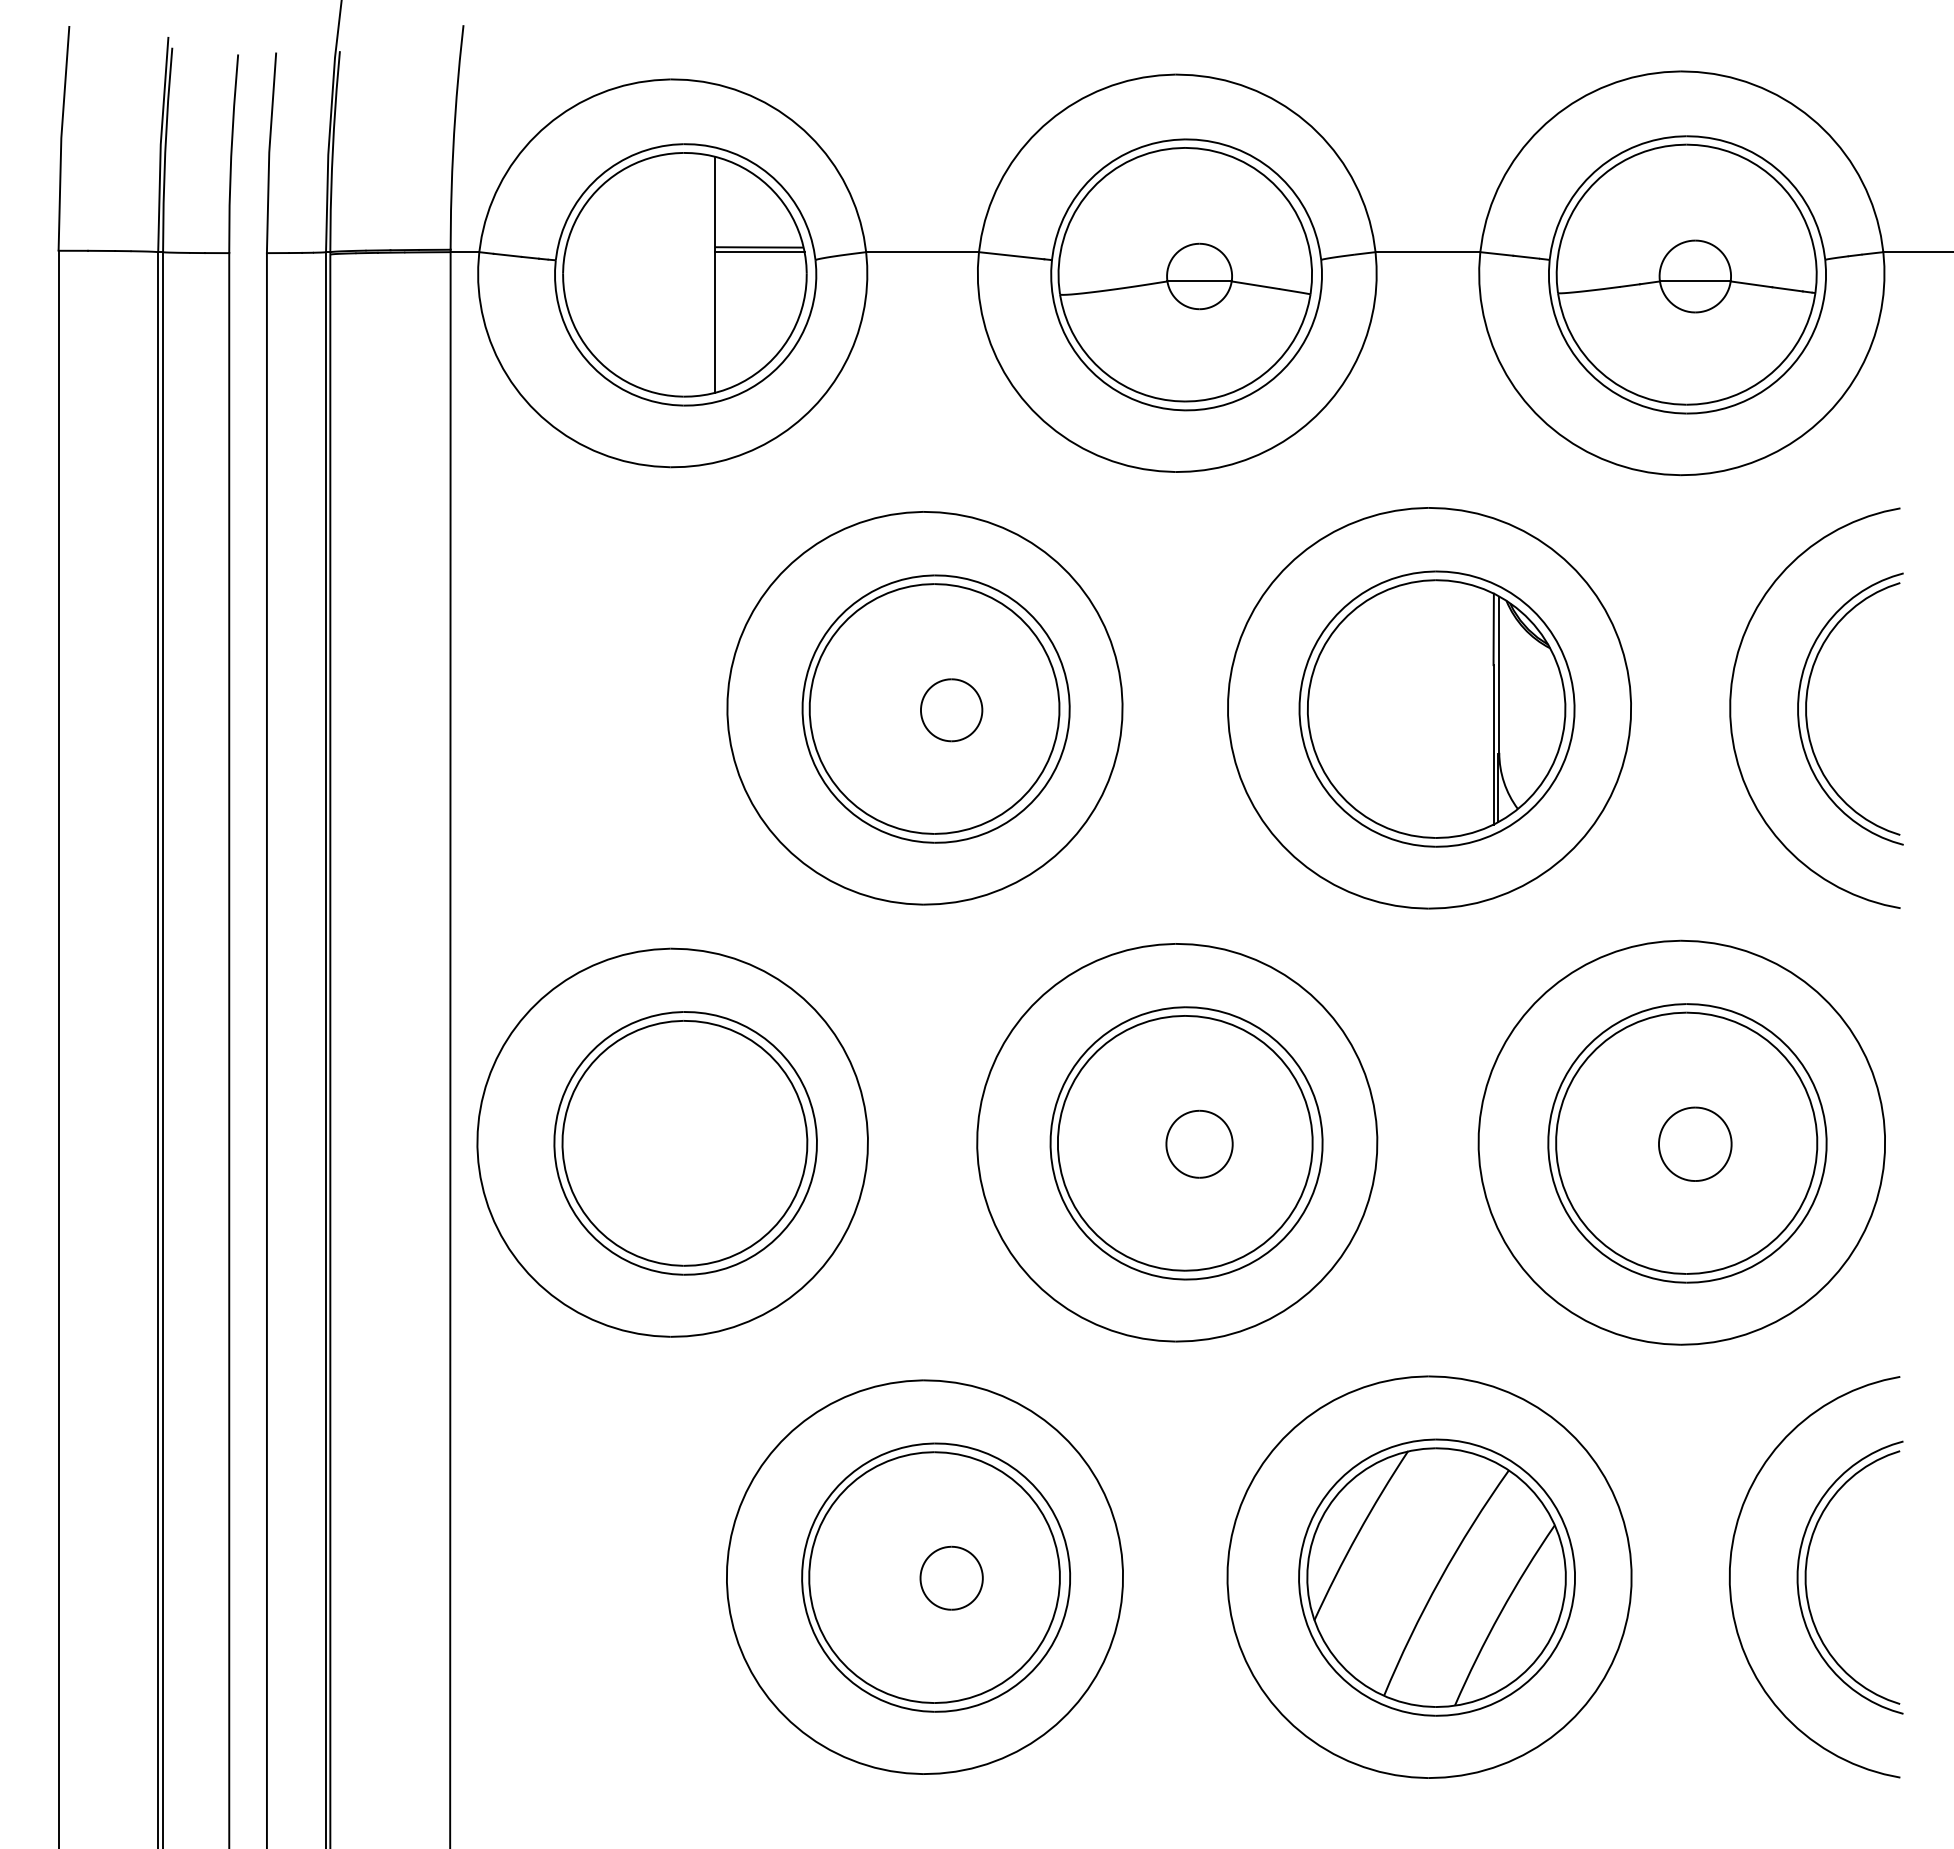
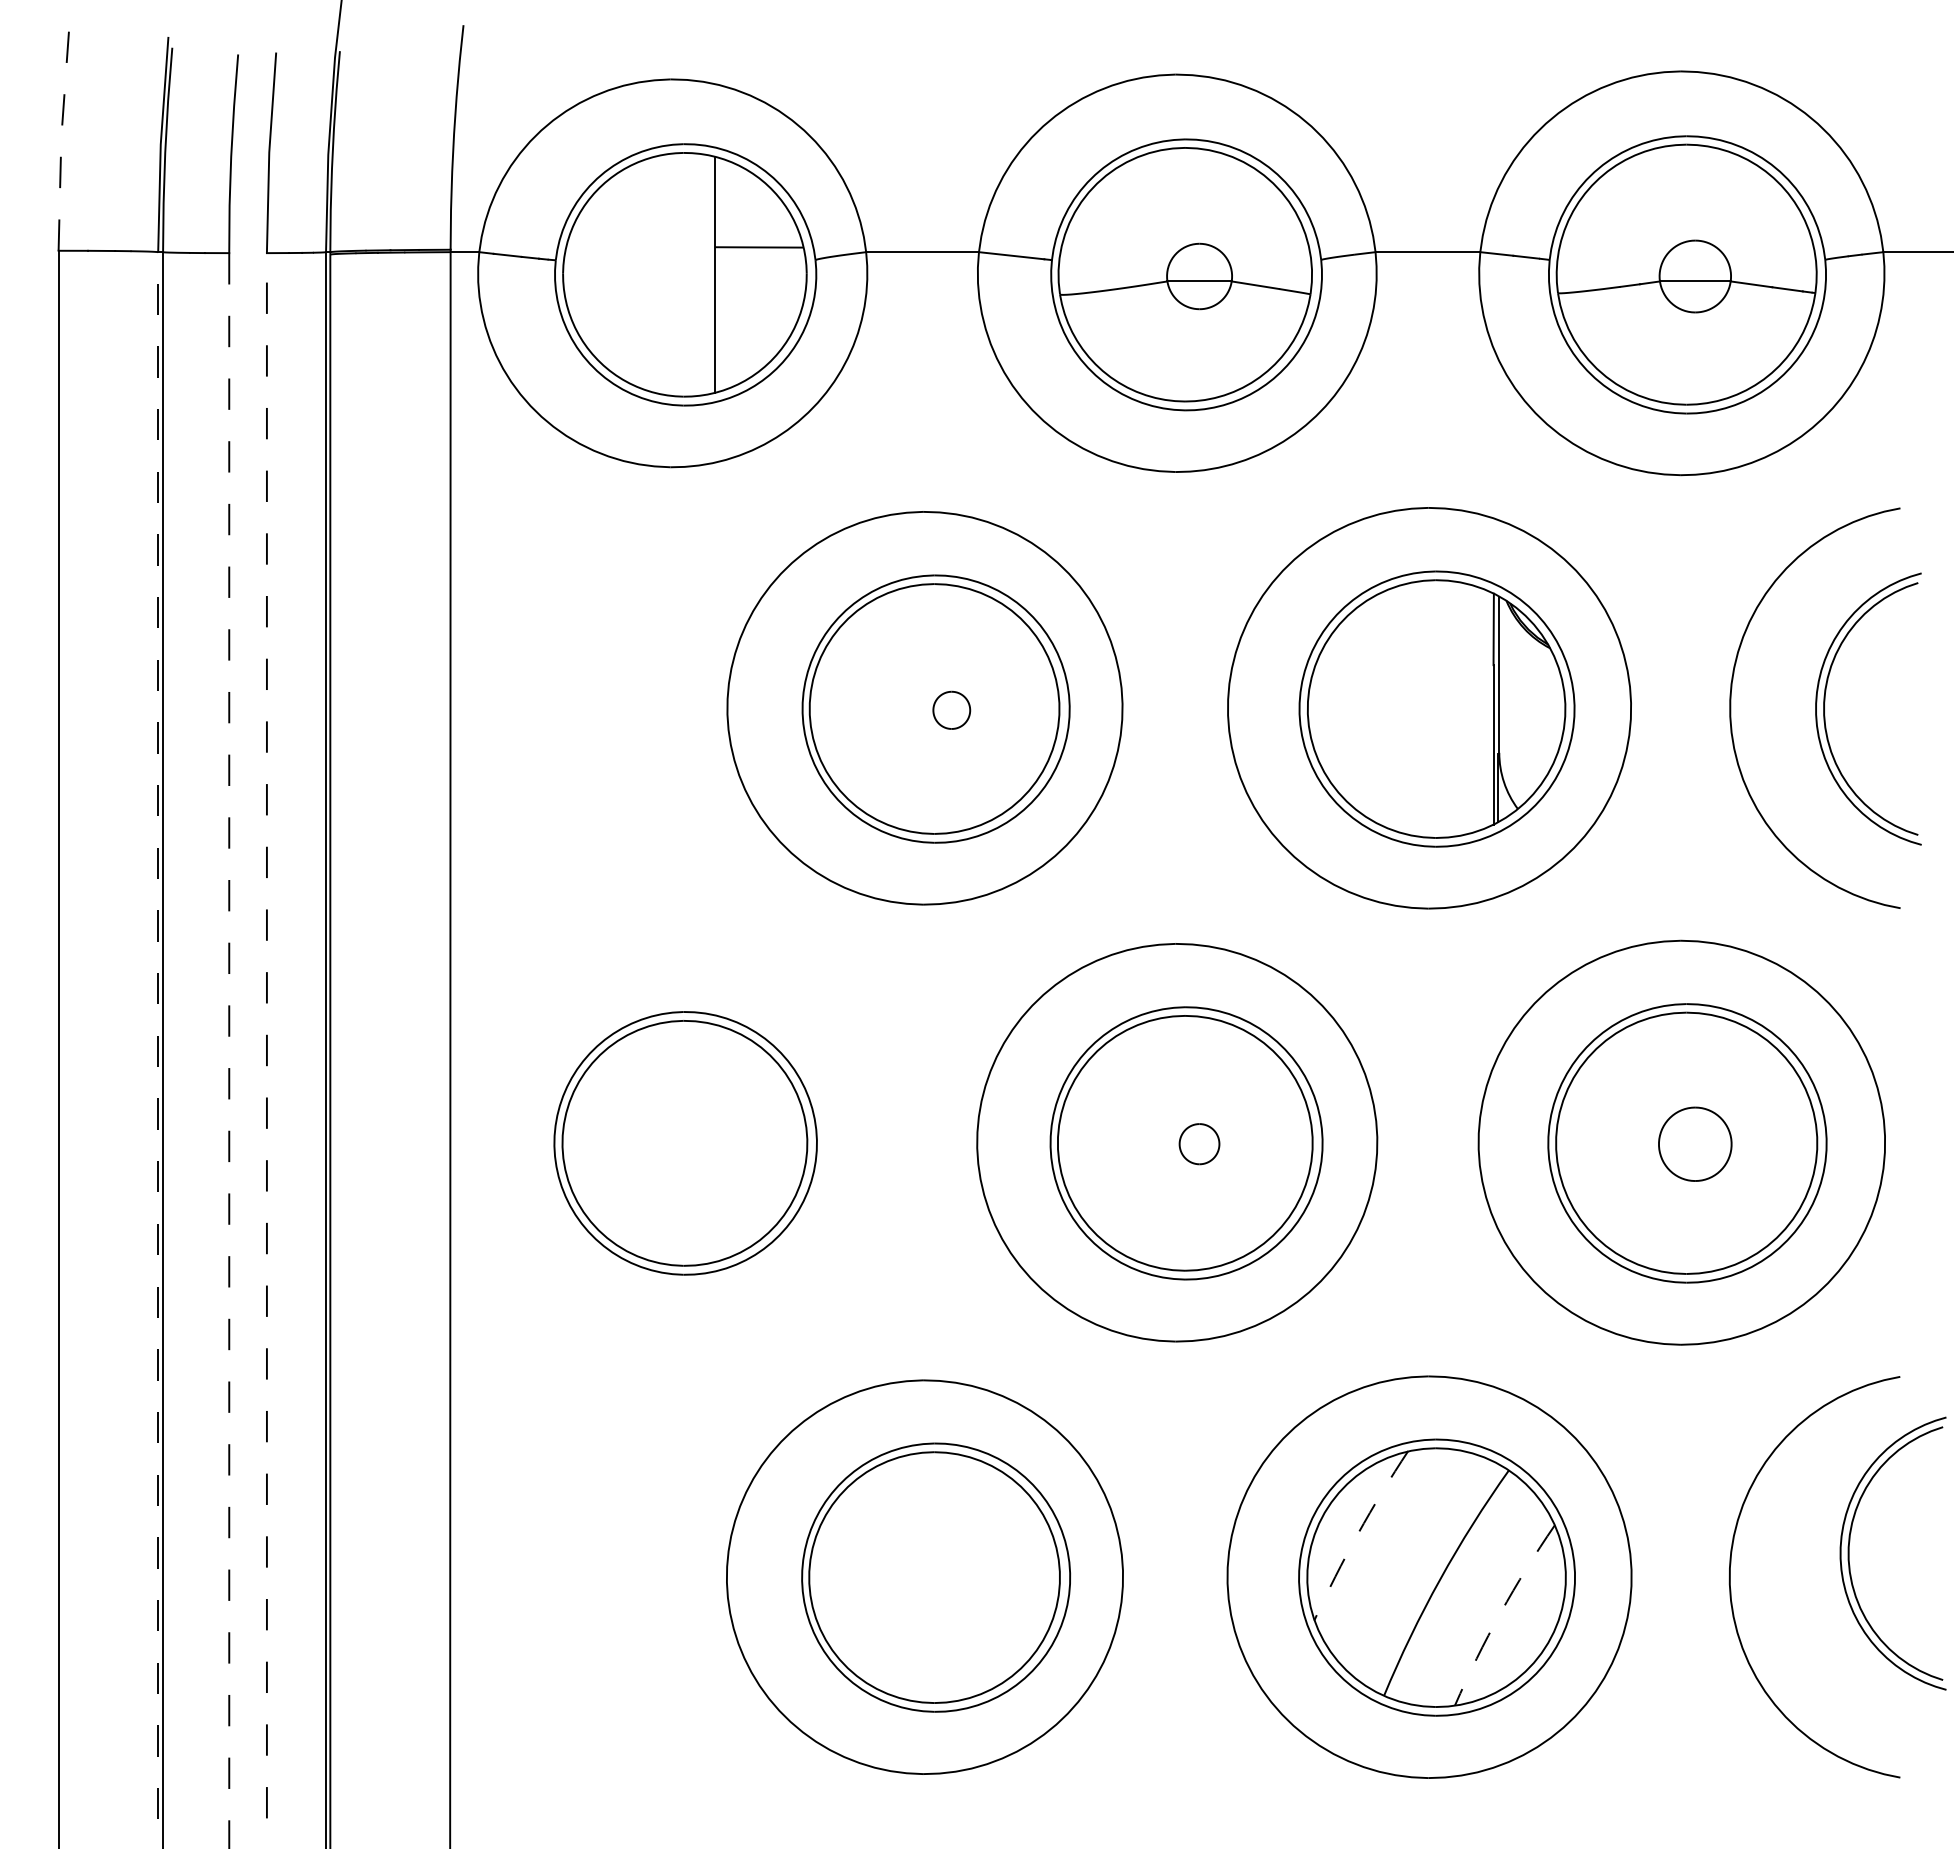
line: solid -> dashed (61, 138)
line: present -> none (759, 252)
part position: (1807, 702) -> (1825, 702) (1825, 702)
part size: 64x65 px -> 40x40 px (951, 709)
line: solid -> dashed (158, 1050)
line: solid -> dashed (266, 1050)
line: solid -> dashed (229, 1051)
part: present -> none (672, 1142)
part size: 69x70 px -> 43x43 px (1199, 1144)
arc: solid -> dashed (1357, 1533)
part: present -> none (951, 1577)
part position: (1806, 1577) -> (1849, 1553) (1849, 1553)
arc: solid -> dashed (1500, 1613)
